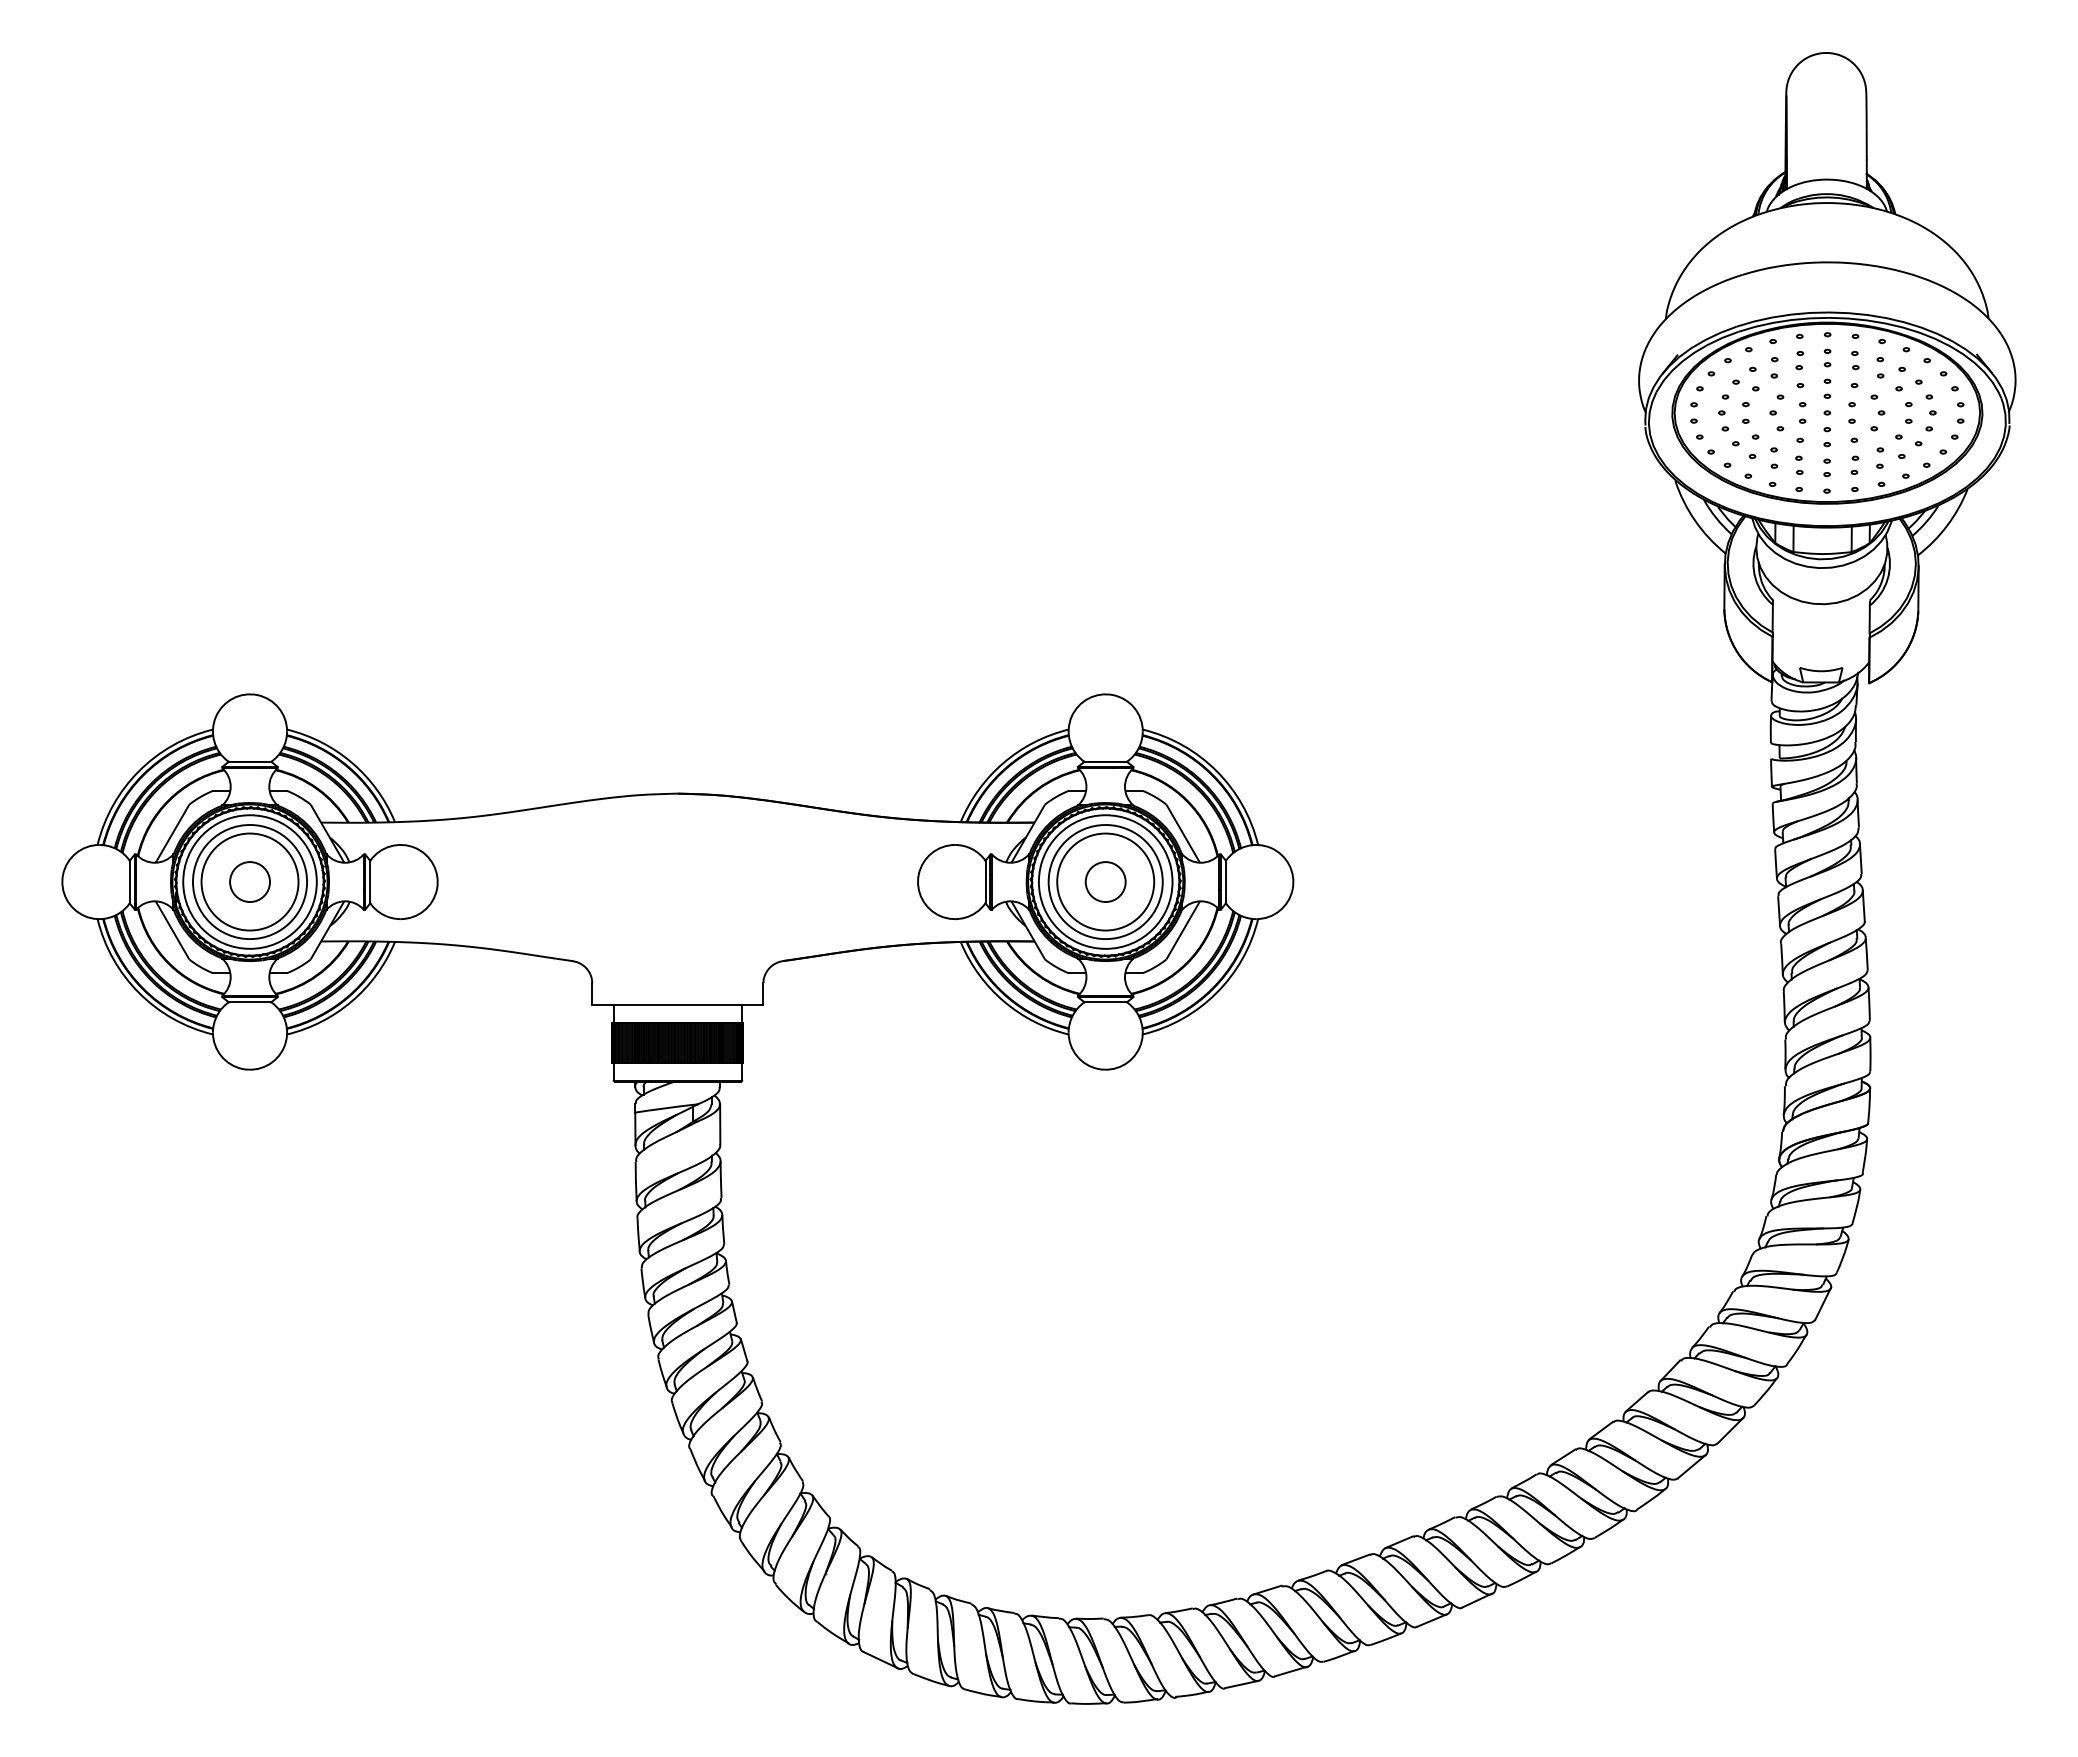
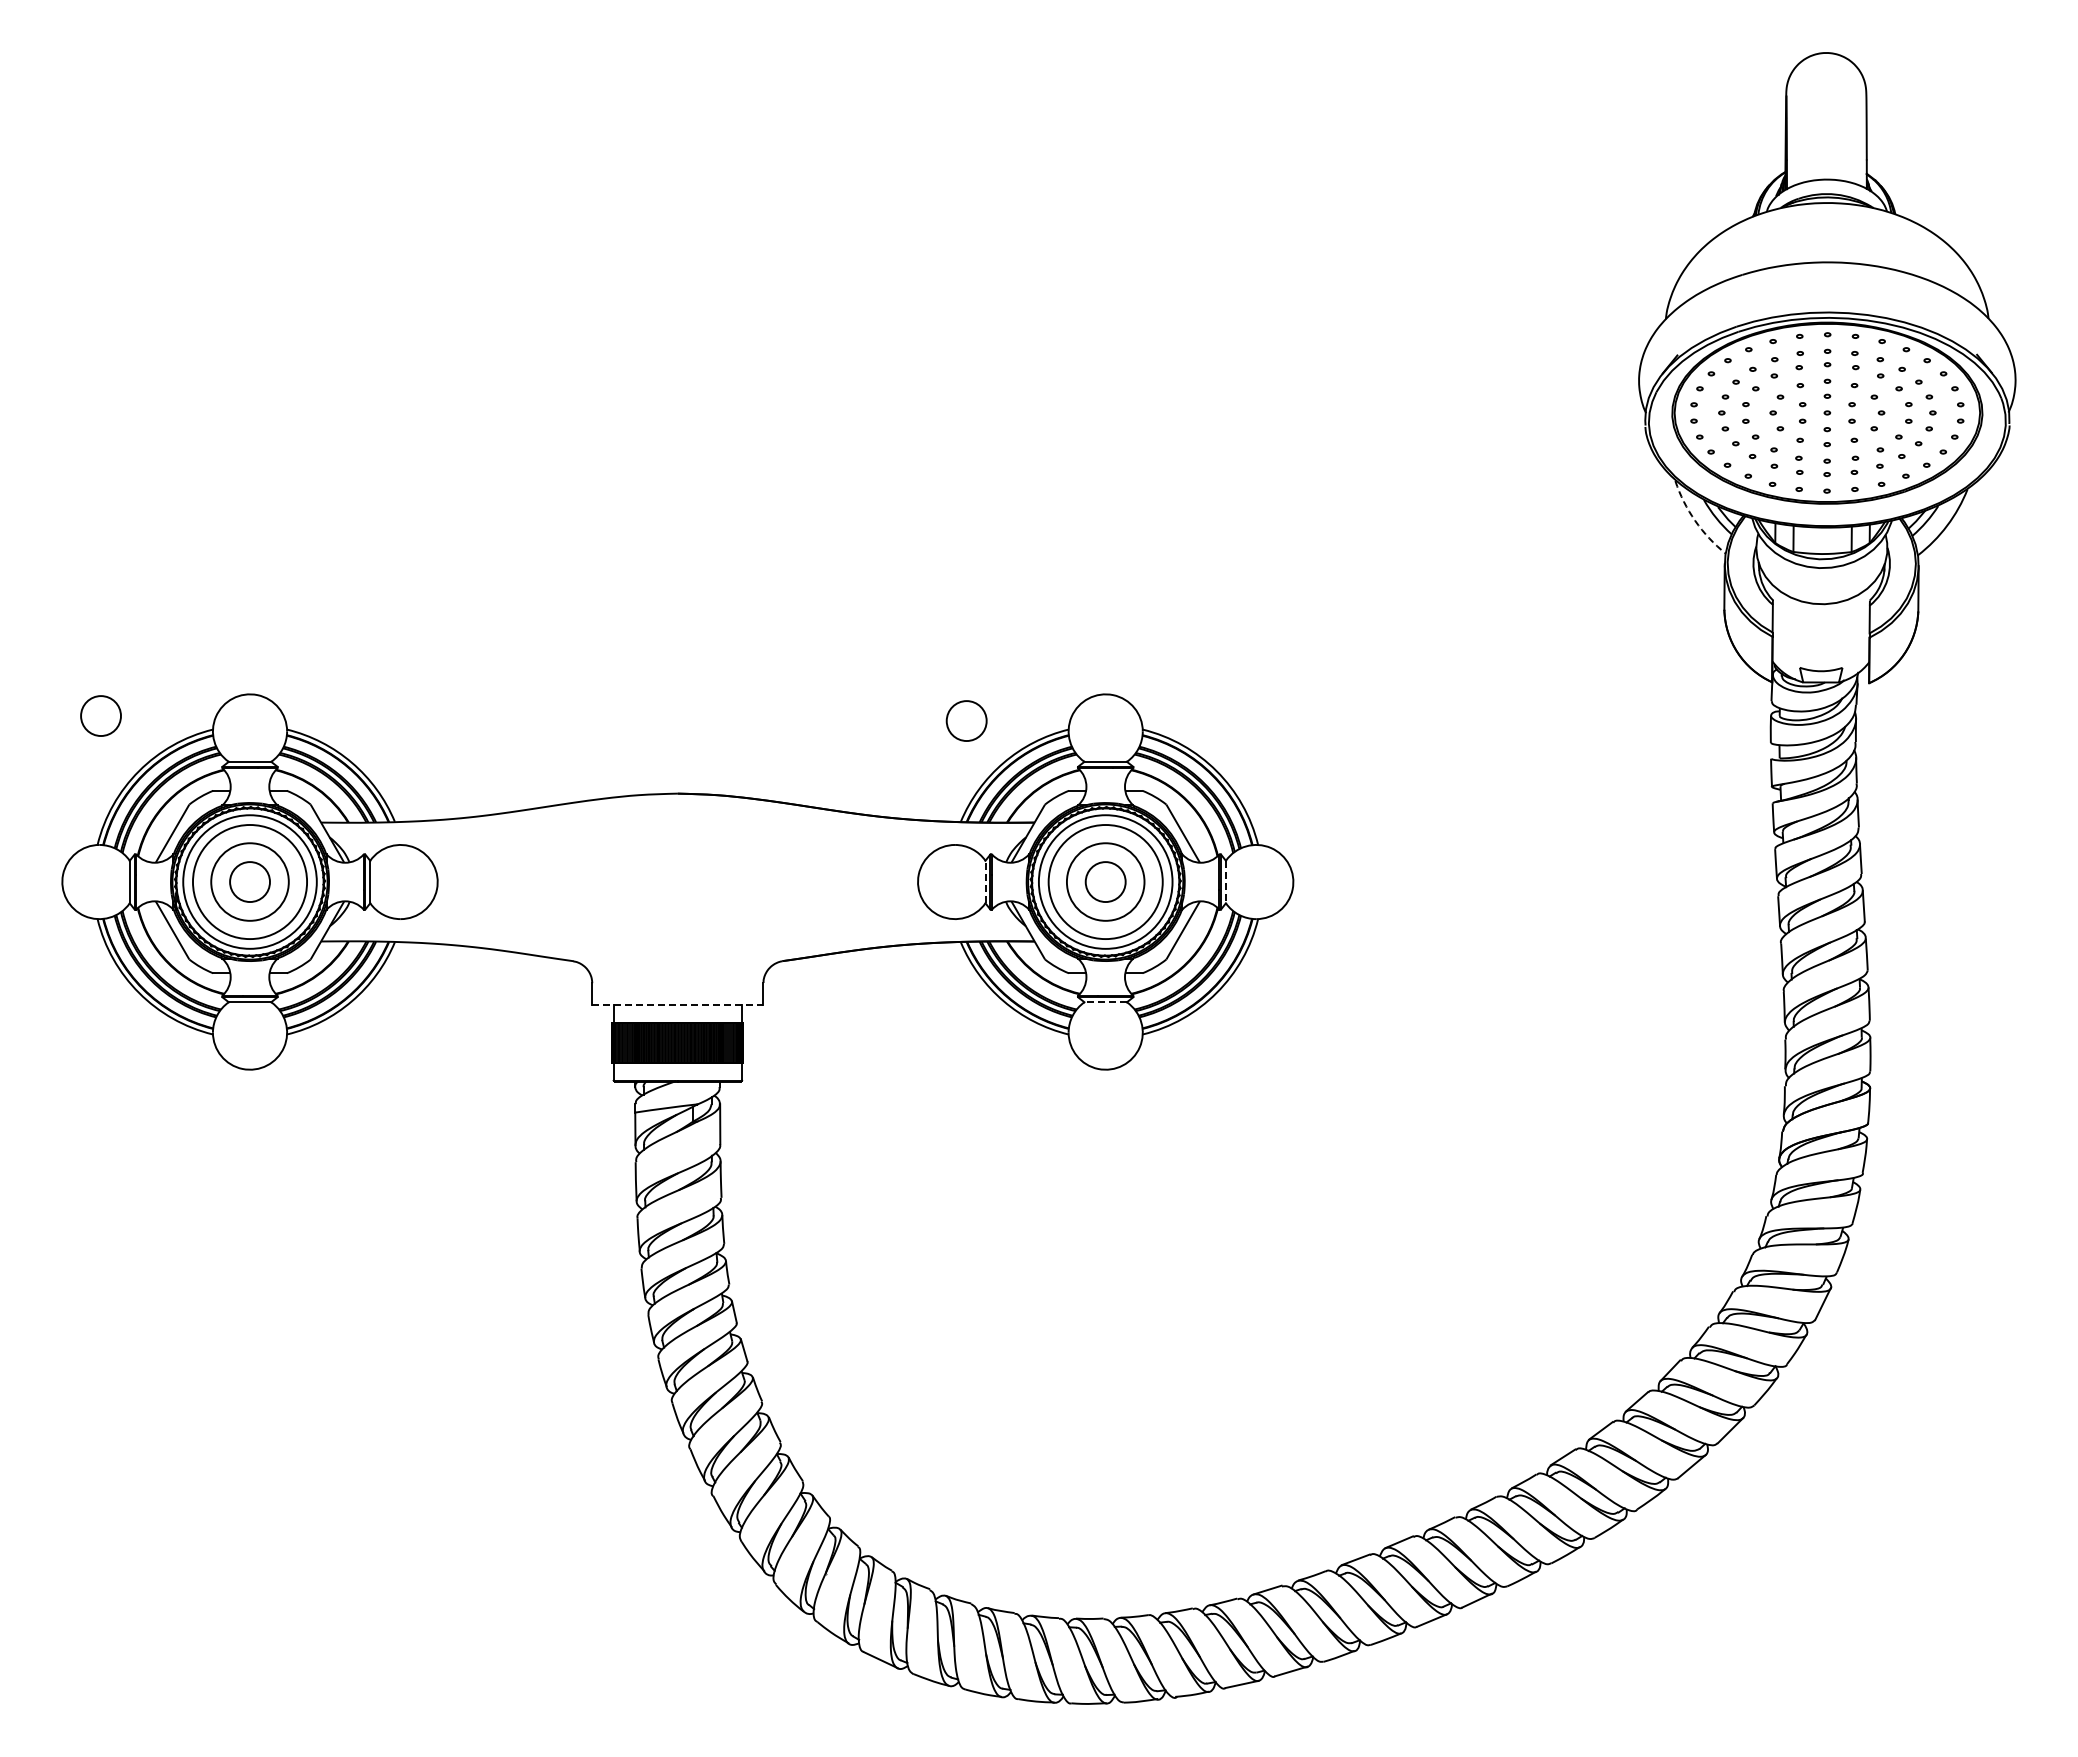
arc: solid -> dashed (1695, 520)
circle: none -> present (100, 715)
circle: none -> present (966, 720)
circle diameter: 97 px -> 78 px (249, 881)
line: solid -> dashed (985, 881)
circle diameter: 97 px -> 78 px (1105, 881)
line: solid -> dashed (1225, 882)
line: solid -> dashed (1105, 1002)
line: solid -> dashed (677, 1004)
